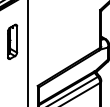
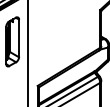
part size: 12x37 px -> 15x52 px (12, 41)
